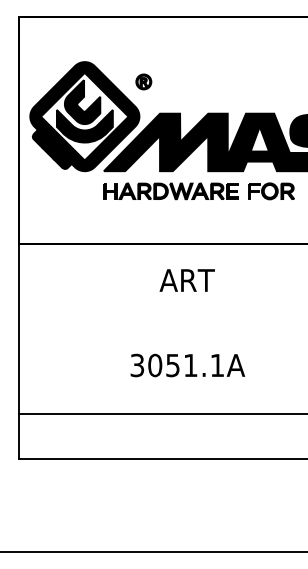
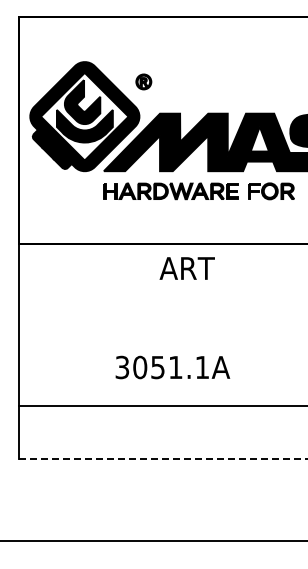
text position: (186, 280) -> (186, 268) (186, 268)
text position: (187, 365) -> (172, 367) (172, 367)
line position: (161, 413) -> (161, 405) (161, 405)
line: solid -> dashed (163, 459)
line position: (153, 551) -> (153, 540) (153, 540)
